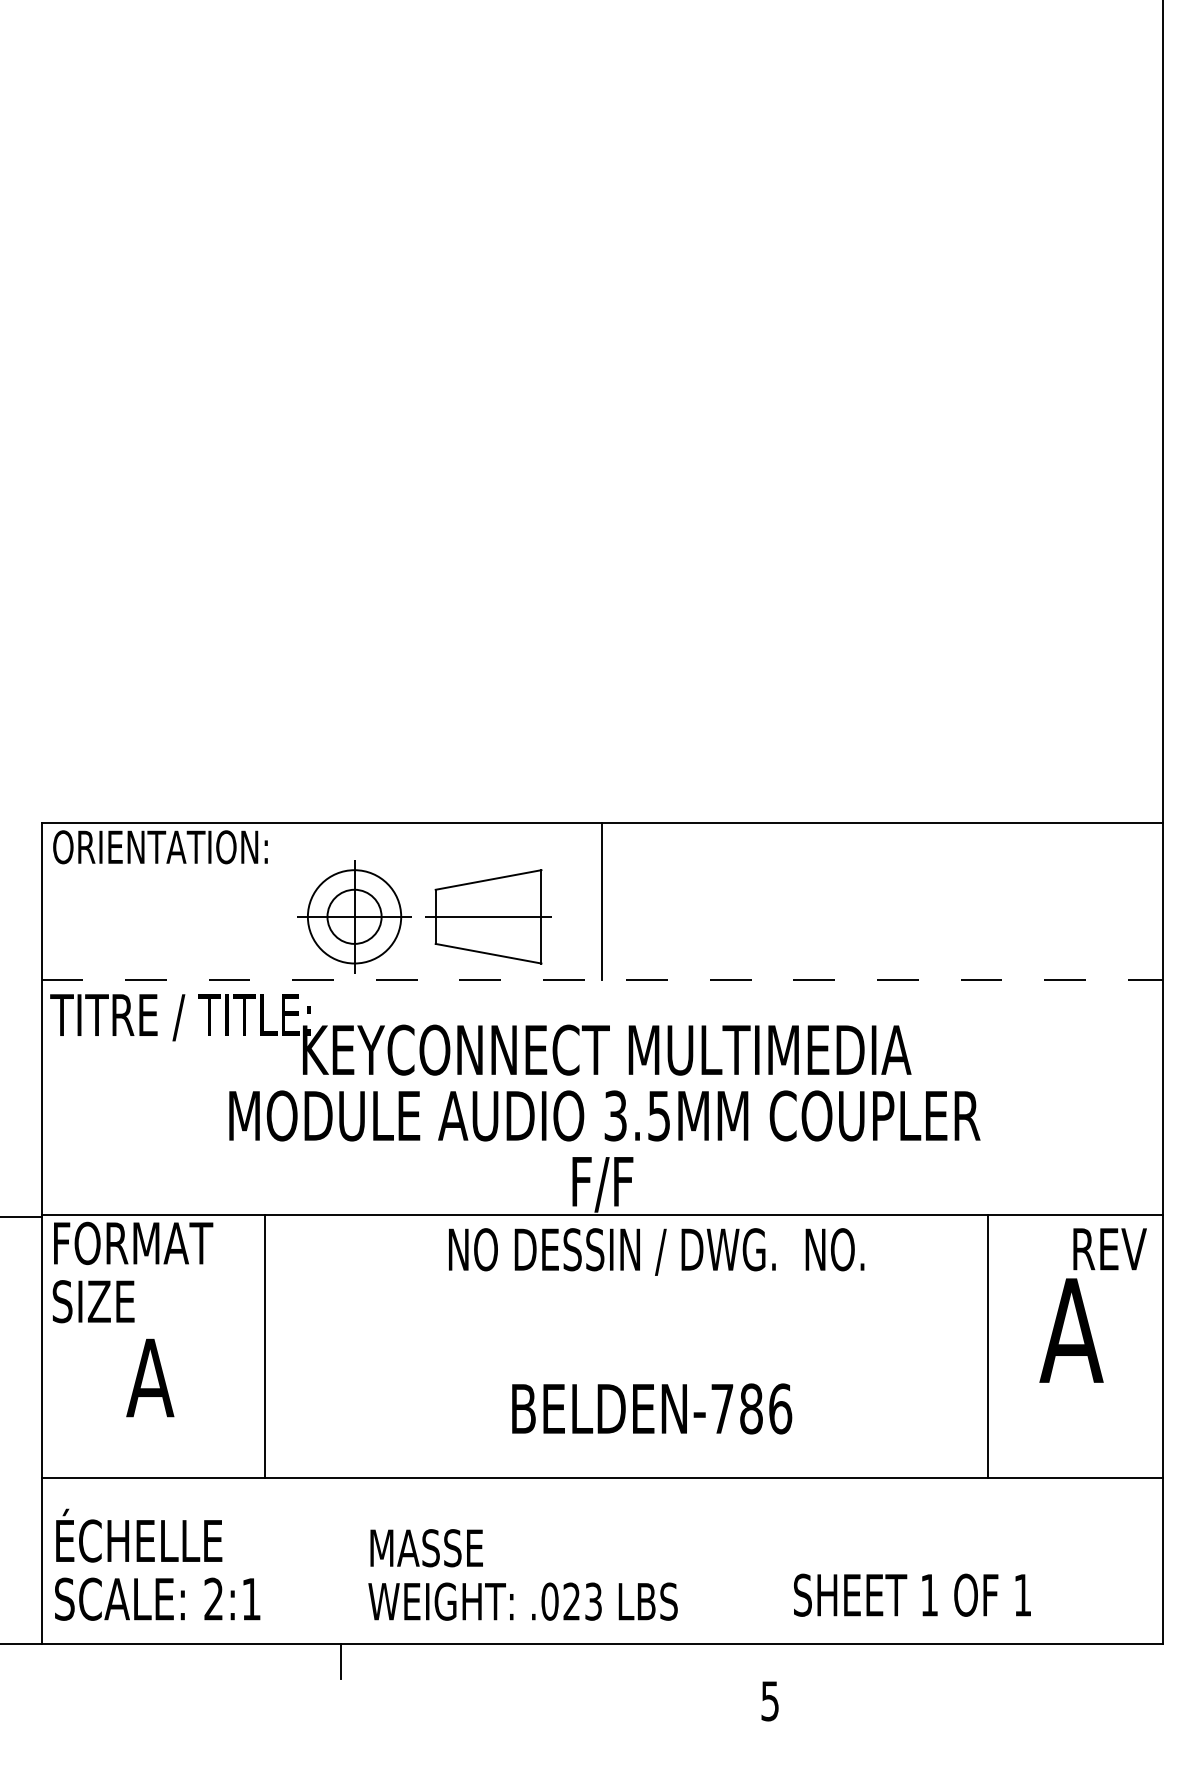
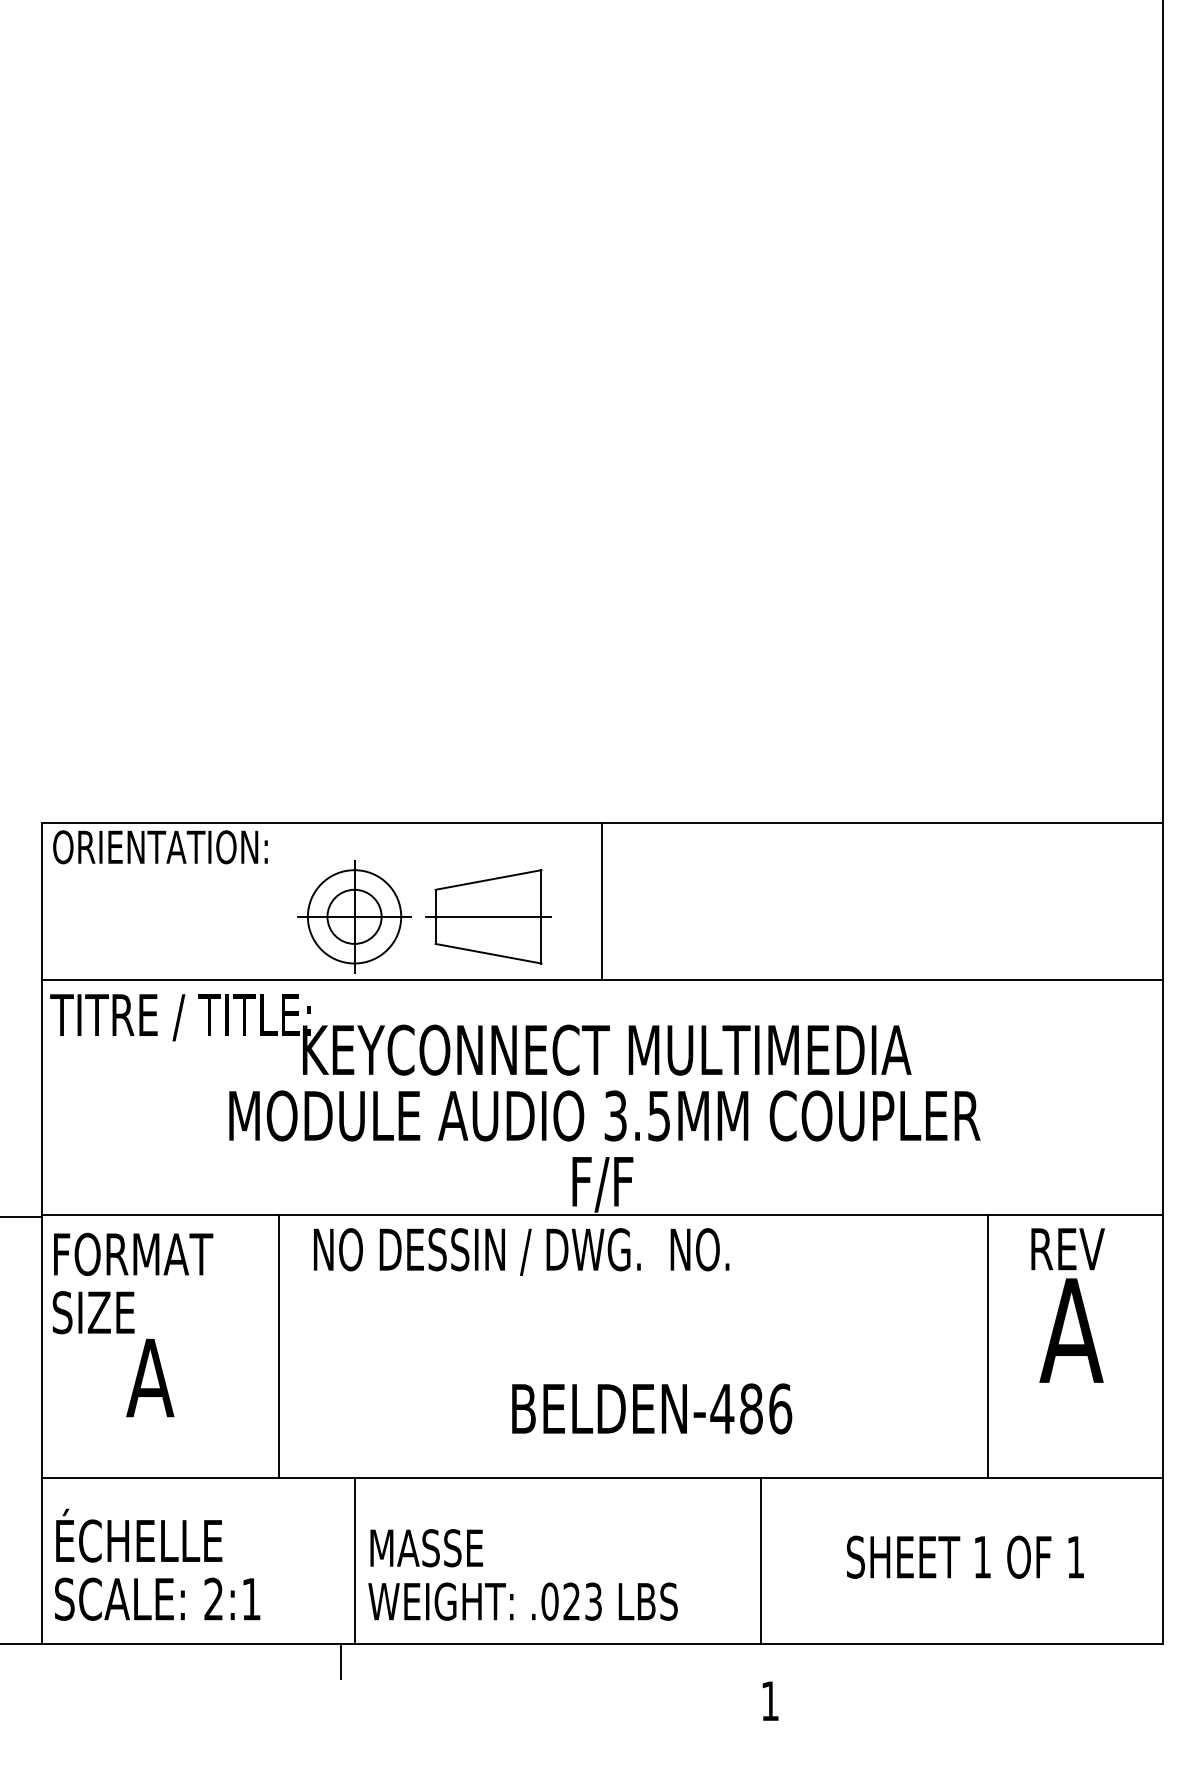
line: dashed -> solid (602, 980)
text position: (1109, 1249) -> (1067, 1249) (1067, 1249)
text position: (656, 1251) -> (521, 1251) (521, 1251)
text position: (132, 1272) -> (132, 1283) (132, 1283)
line position: (265, 1346) -> (279, 1346) (279, 1346)
text: BELDEN-786 -> BELDEN-486 (722, 1408)
line: none -> present (354, 1560)
line: none -> present (760, 1560)
text position: (912, 1594) -> (965, 1556) (965, 1556)
text: 5 -> 1 (769, 1701)
